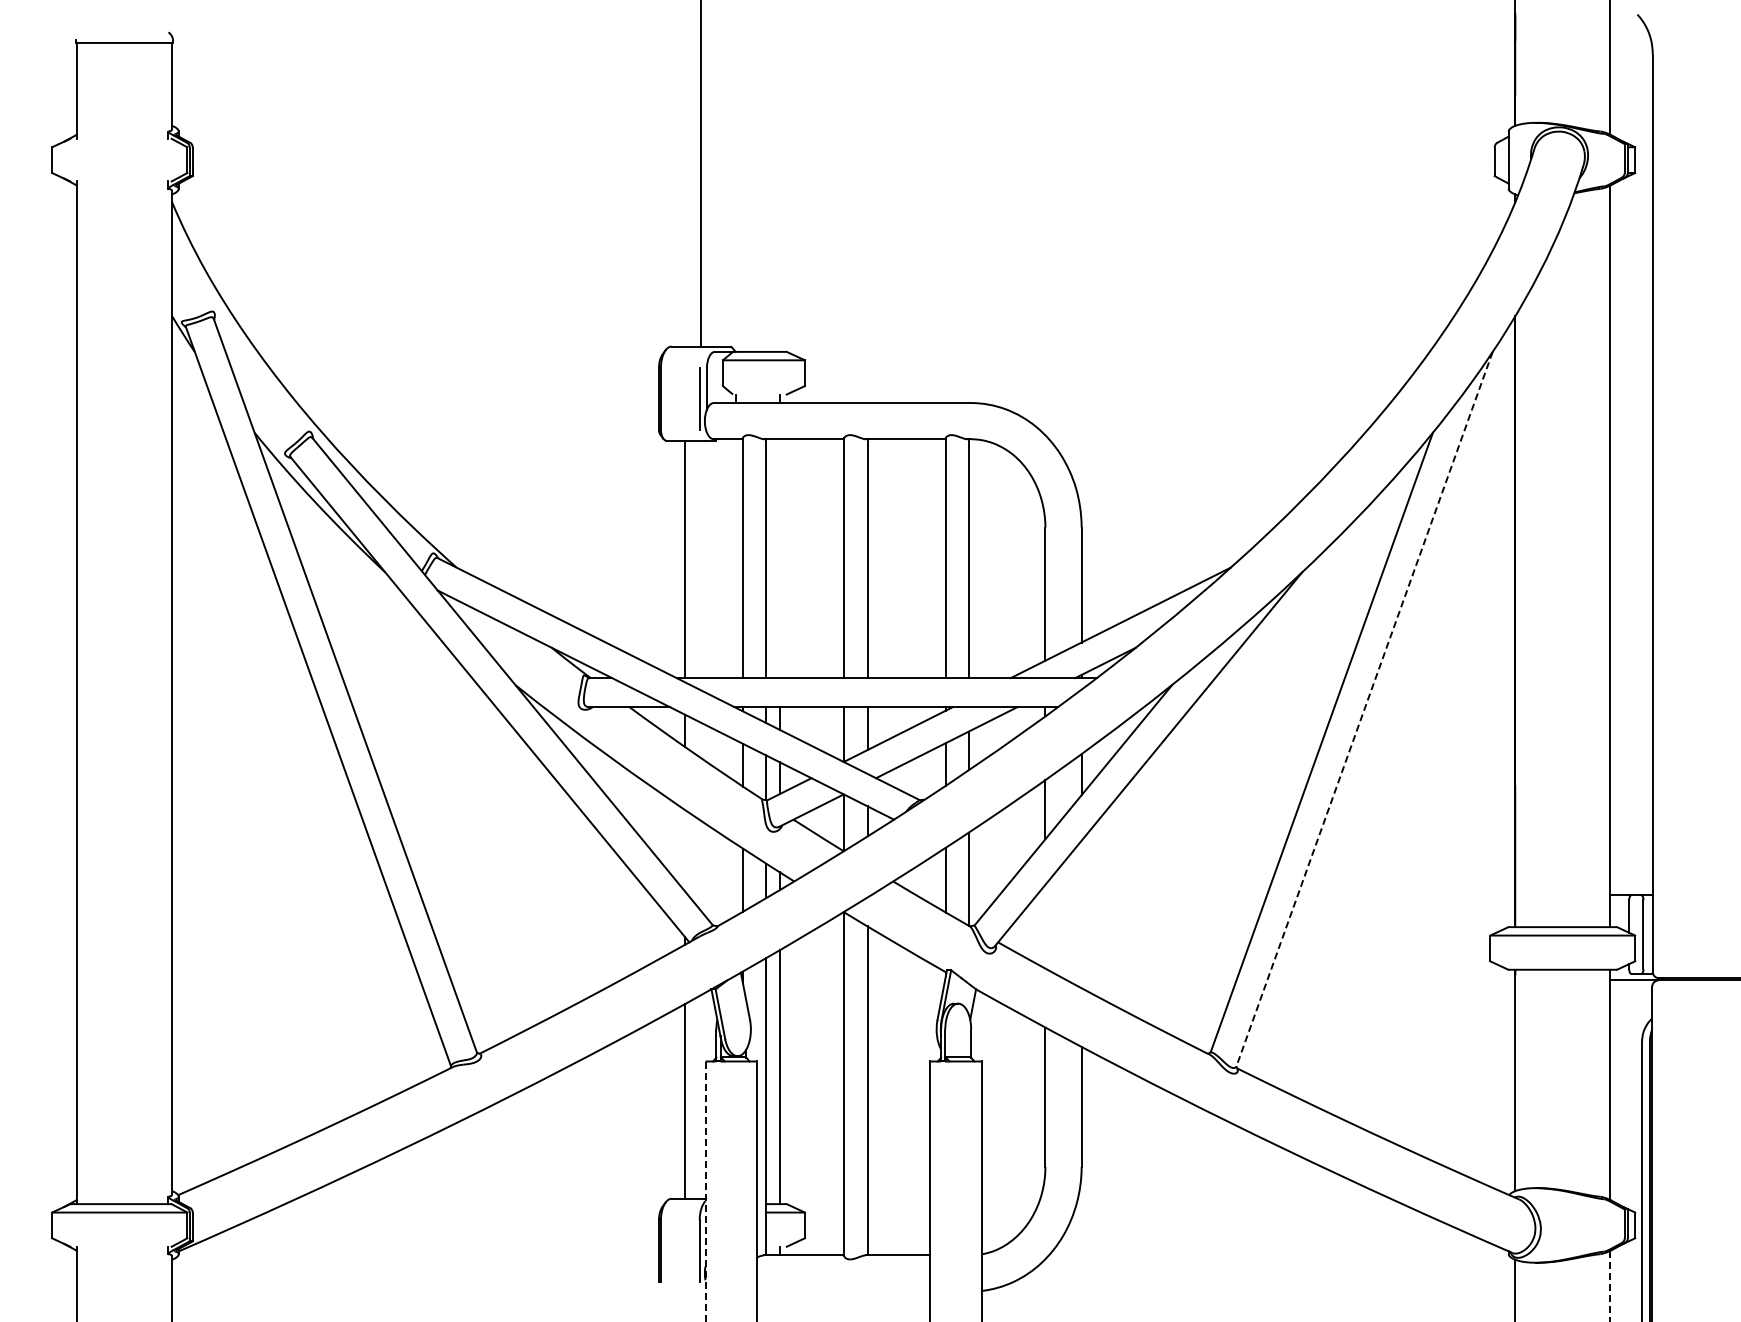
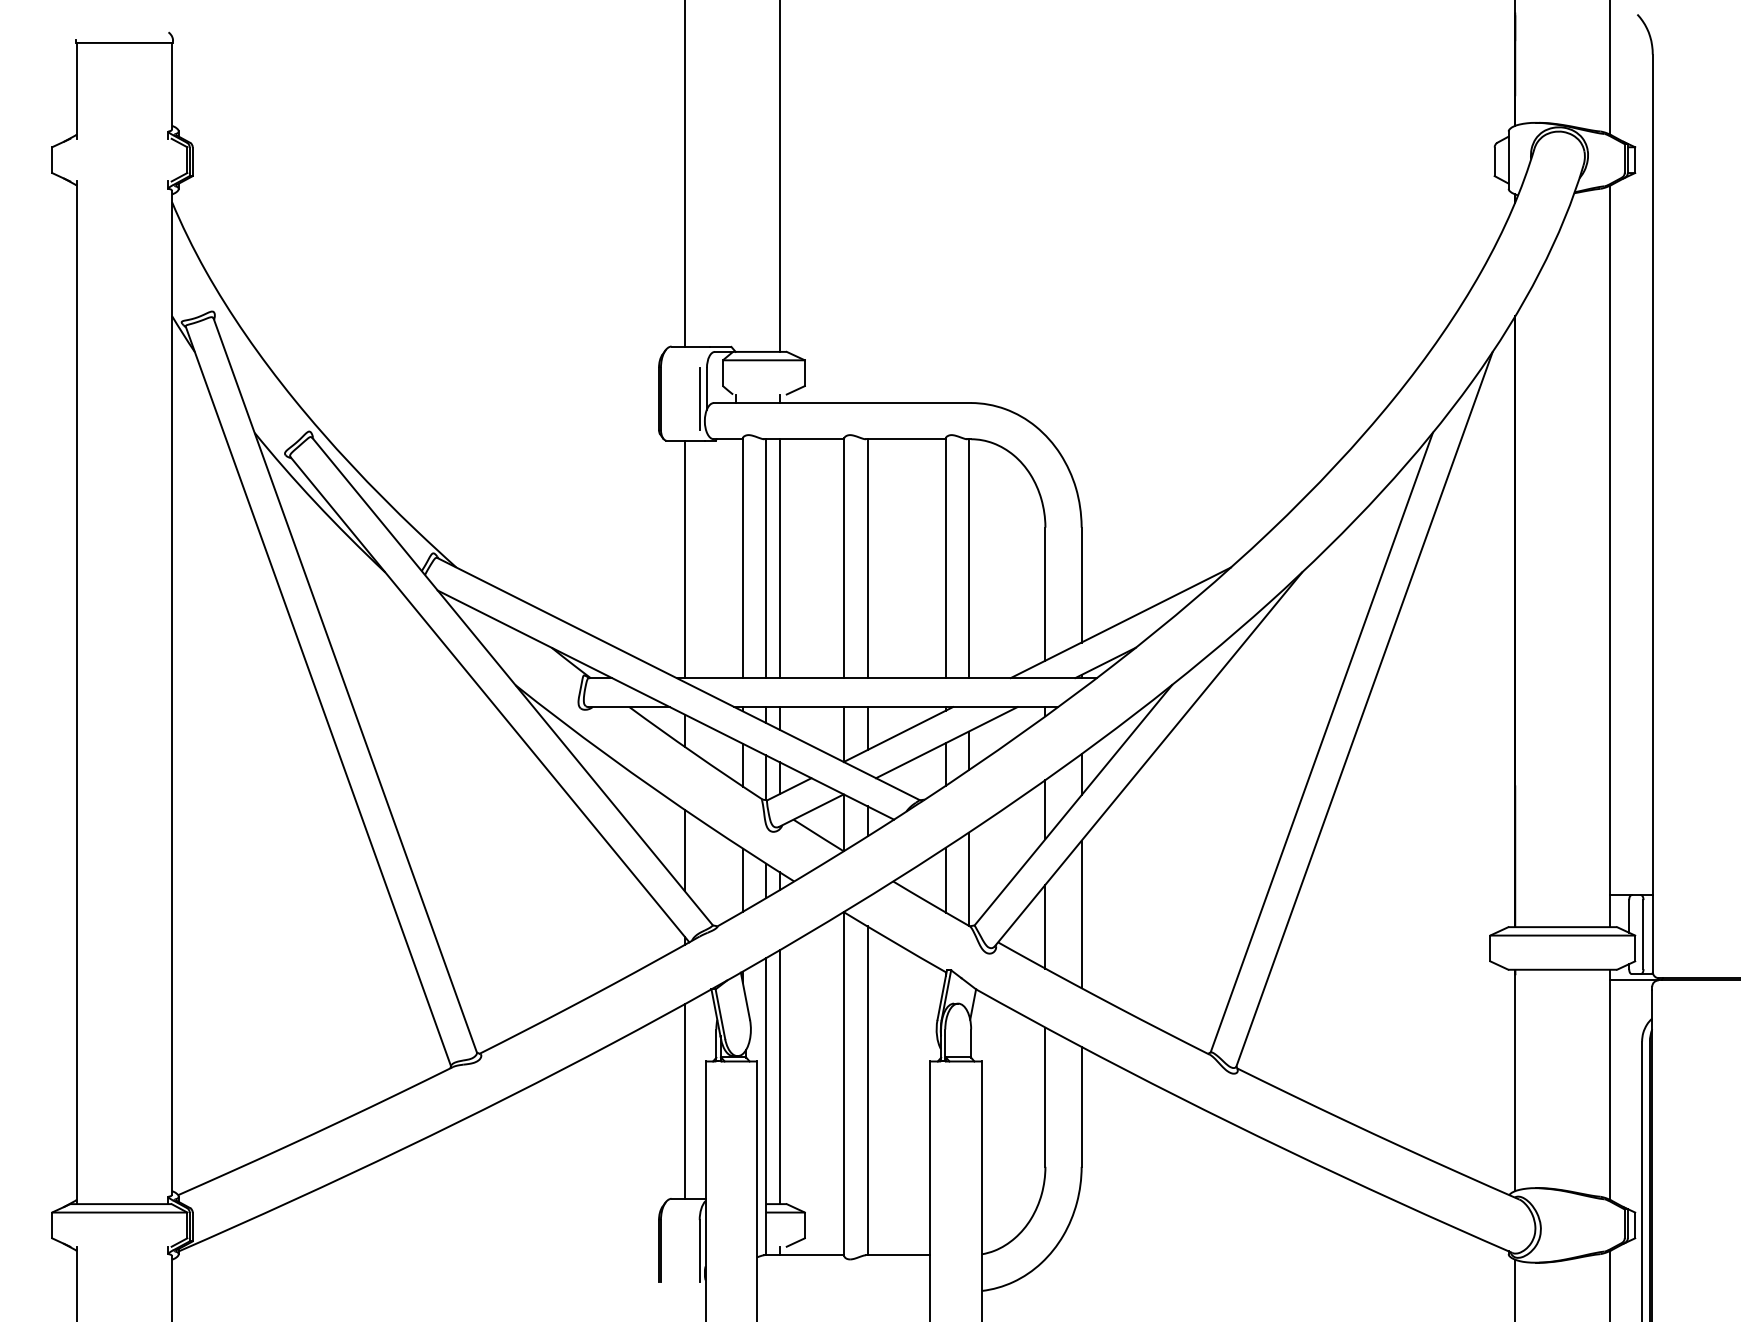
line position: (701, 174) -> (685, 174) (685, 174)
line: none -> present (779, 176)
line: none -> present (779, 558)
line: dashed -> solid (1364, 709)
line: none -> present (685, 850)
line: none -> present (1081, 914)
line: none -> present (1045, 926)
line: dashed -> solid (705, 1191)
line: dashed -> solid (1610, 1286)
